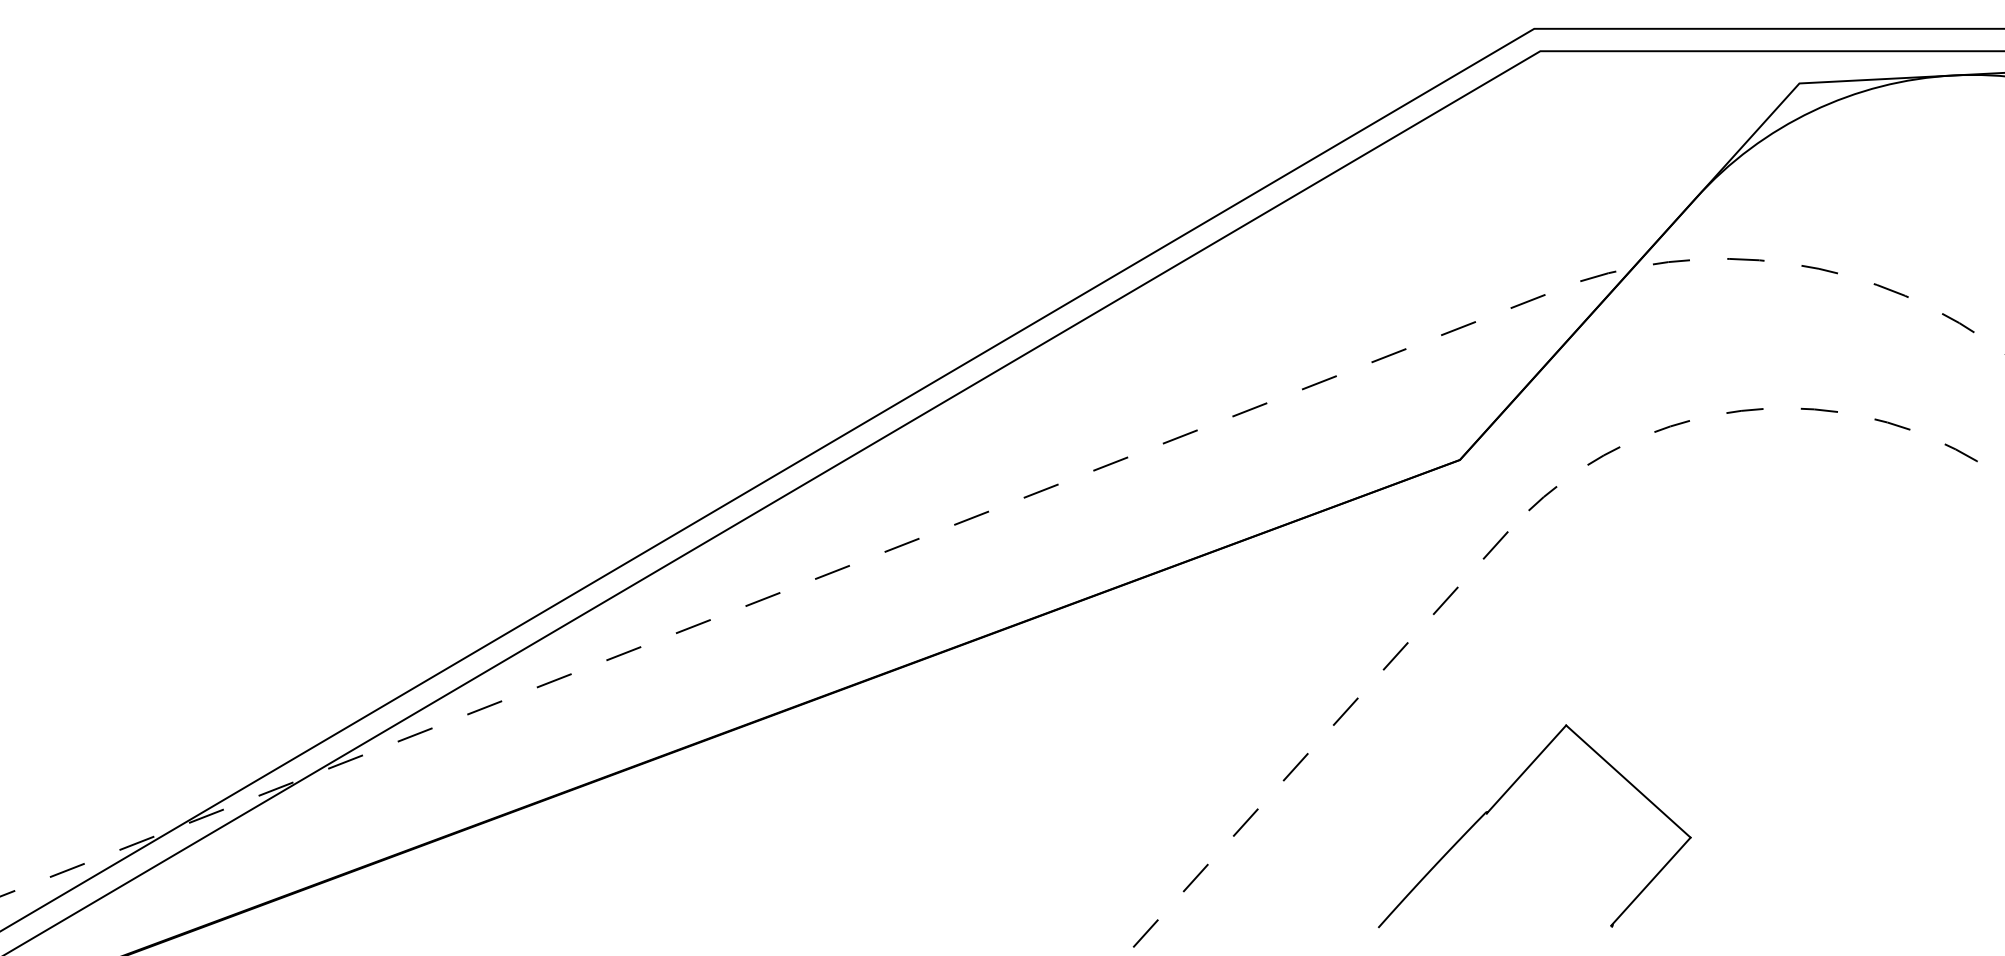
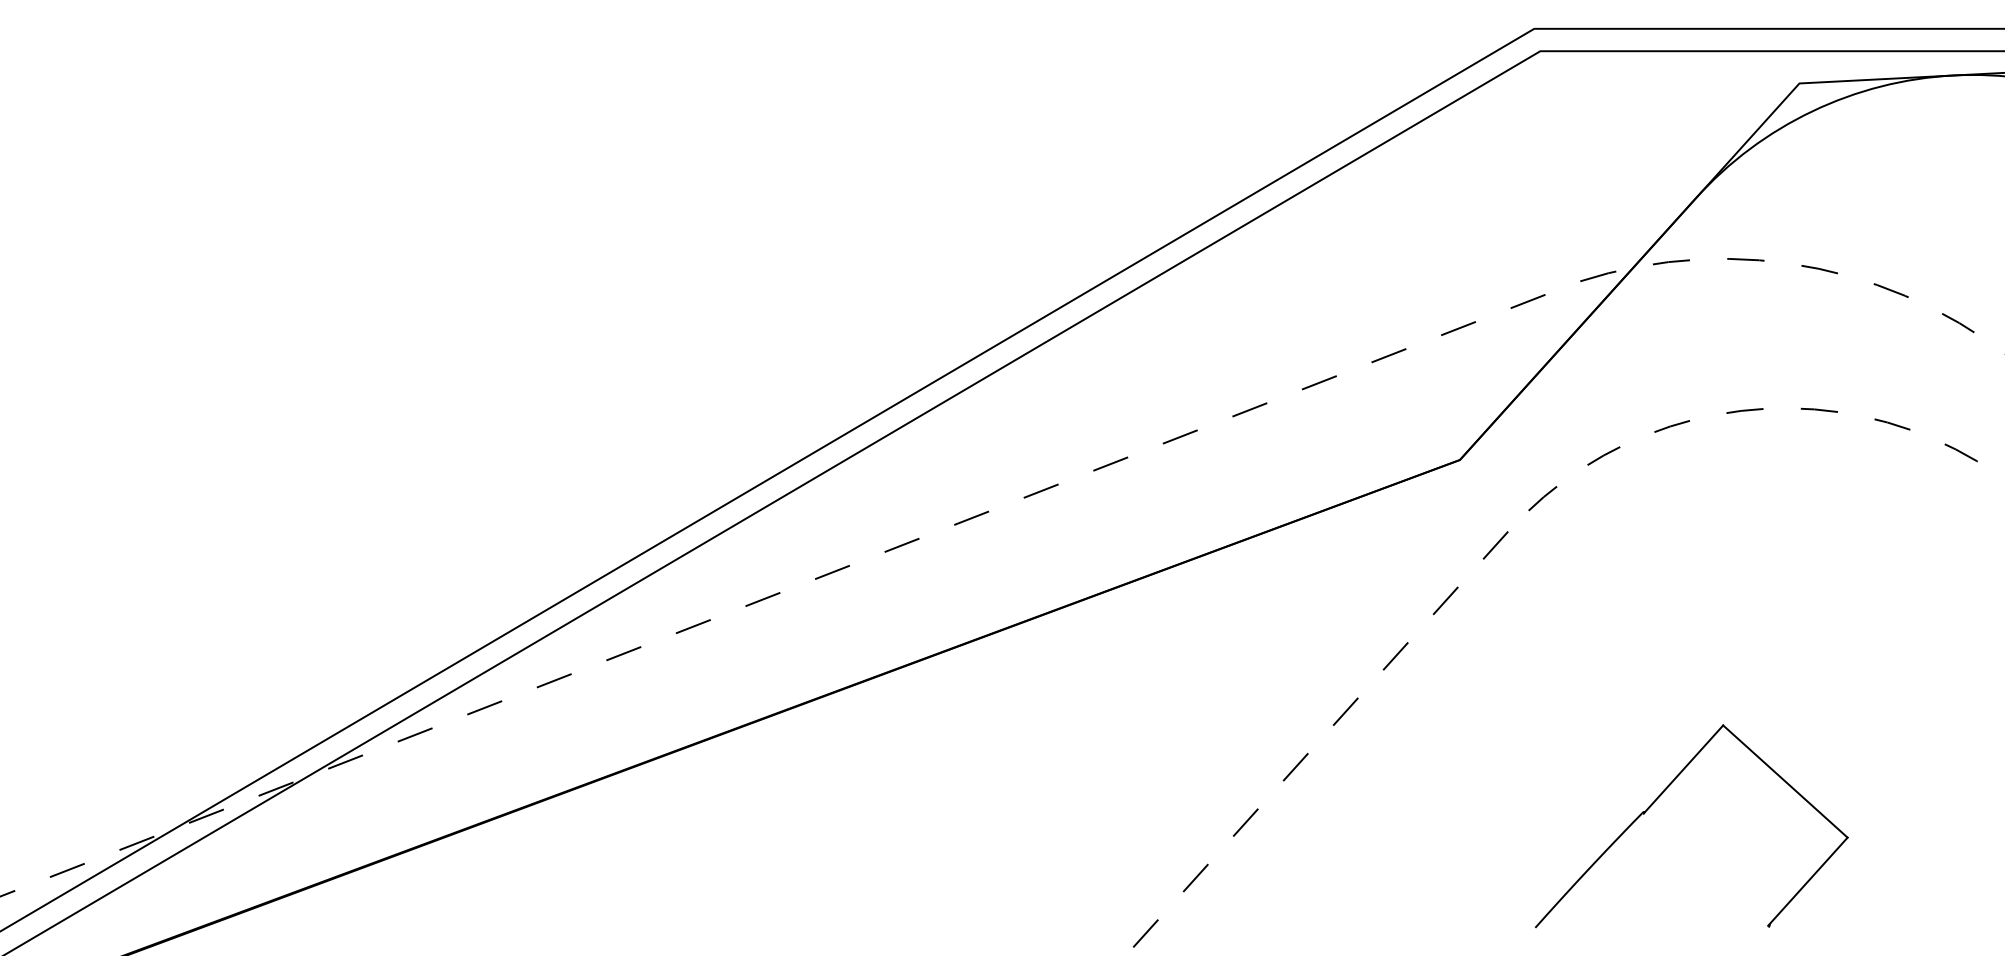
part position: (1504, 795) -> (1661, 795) (1661, 795)
